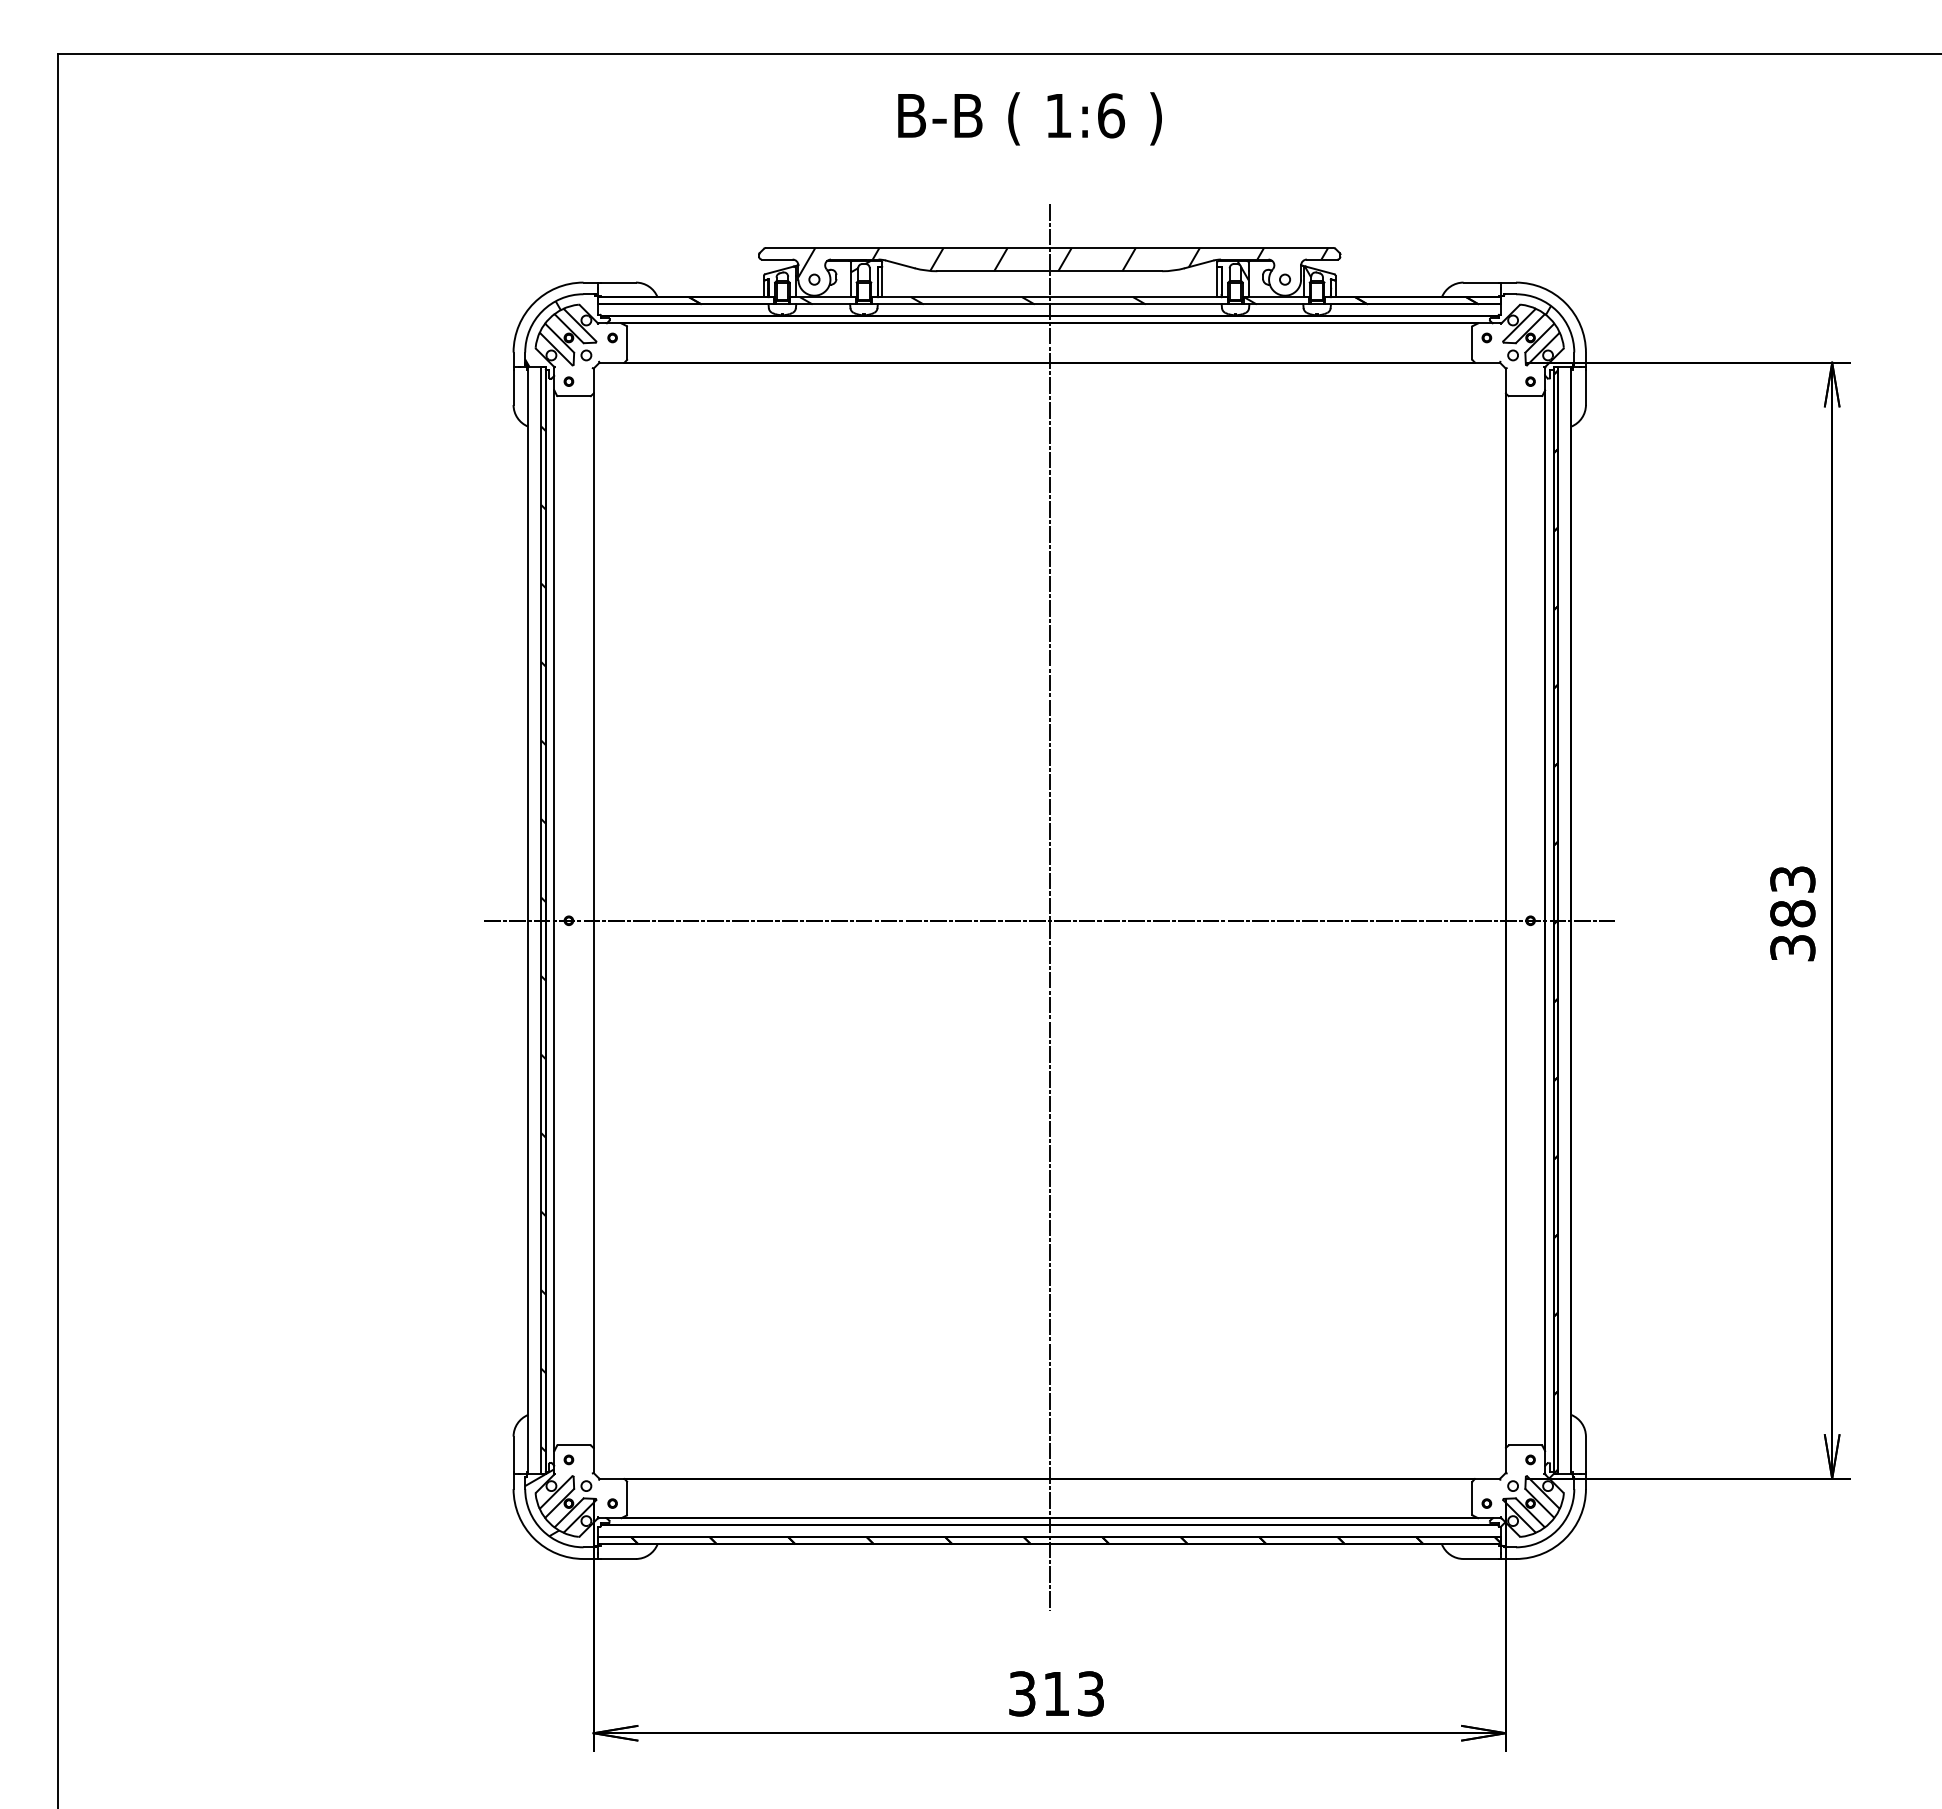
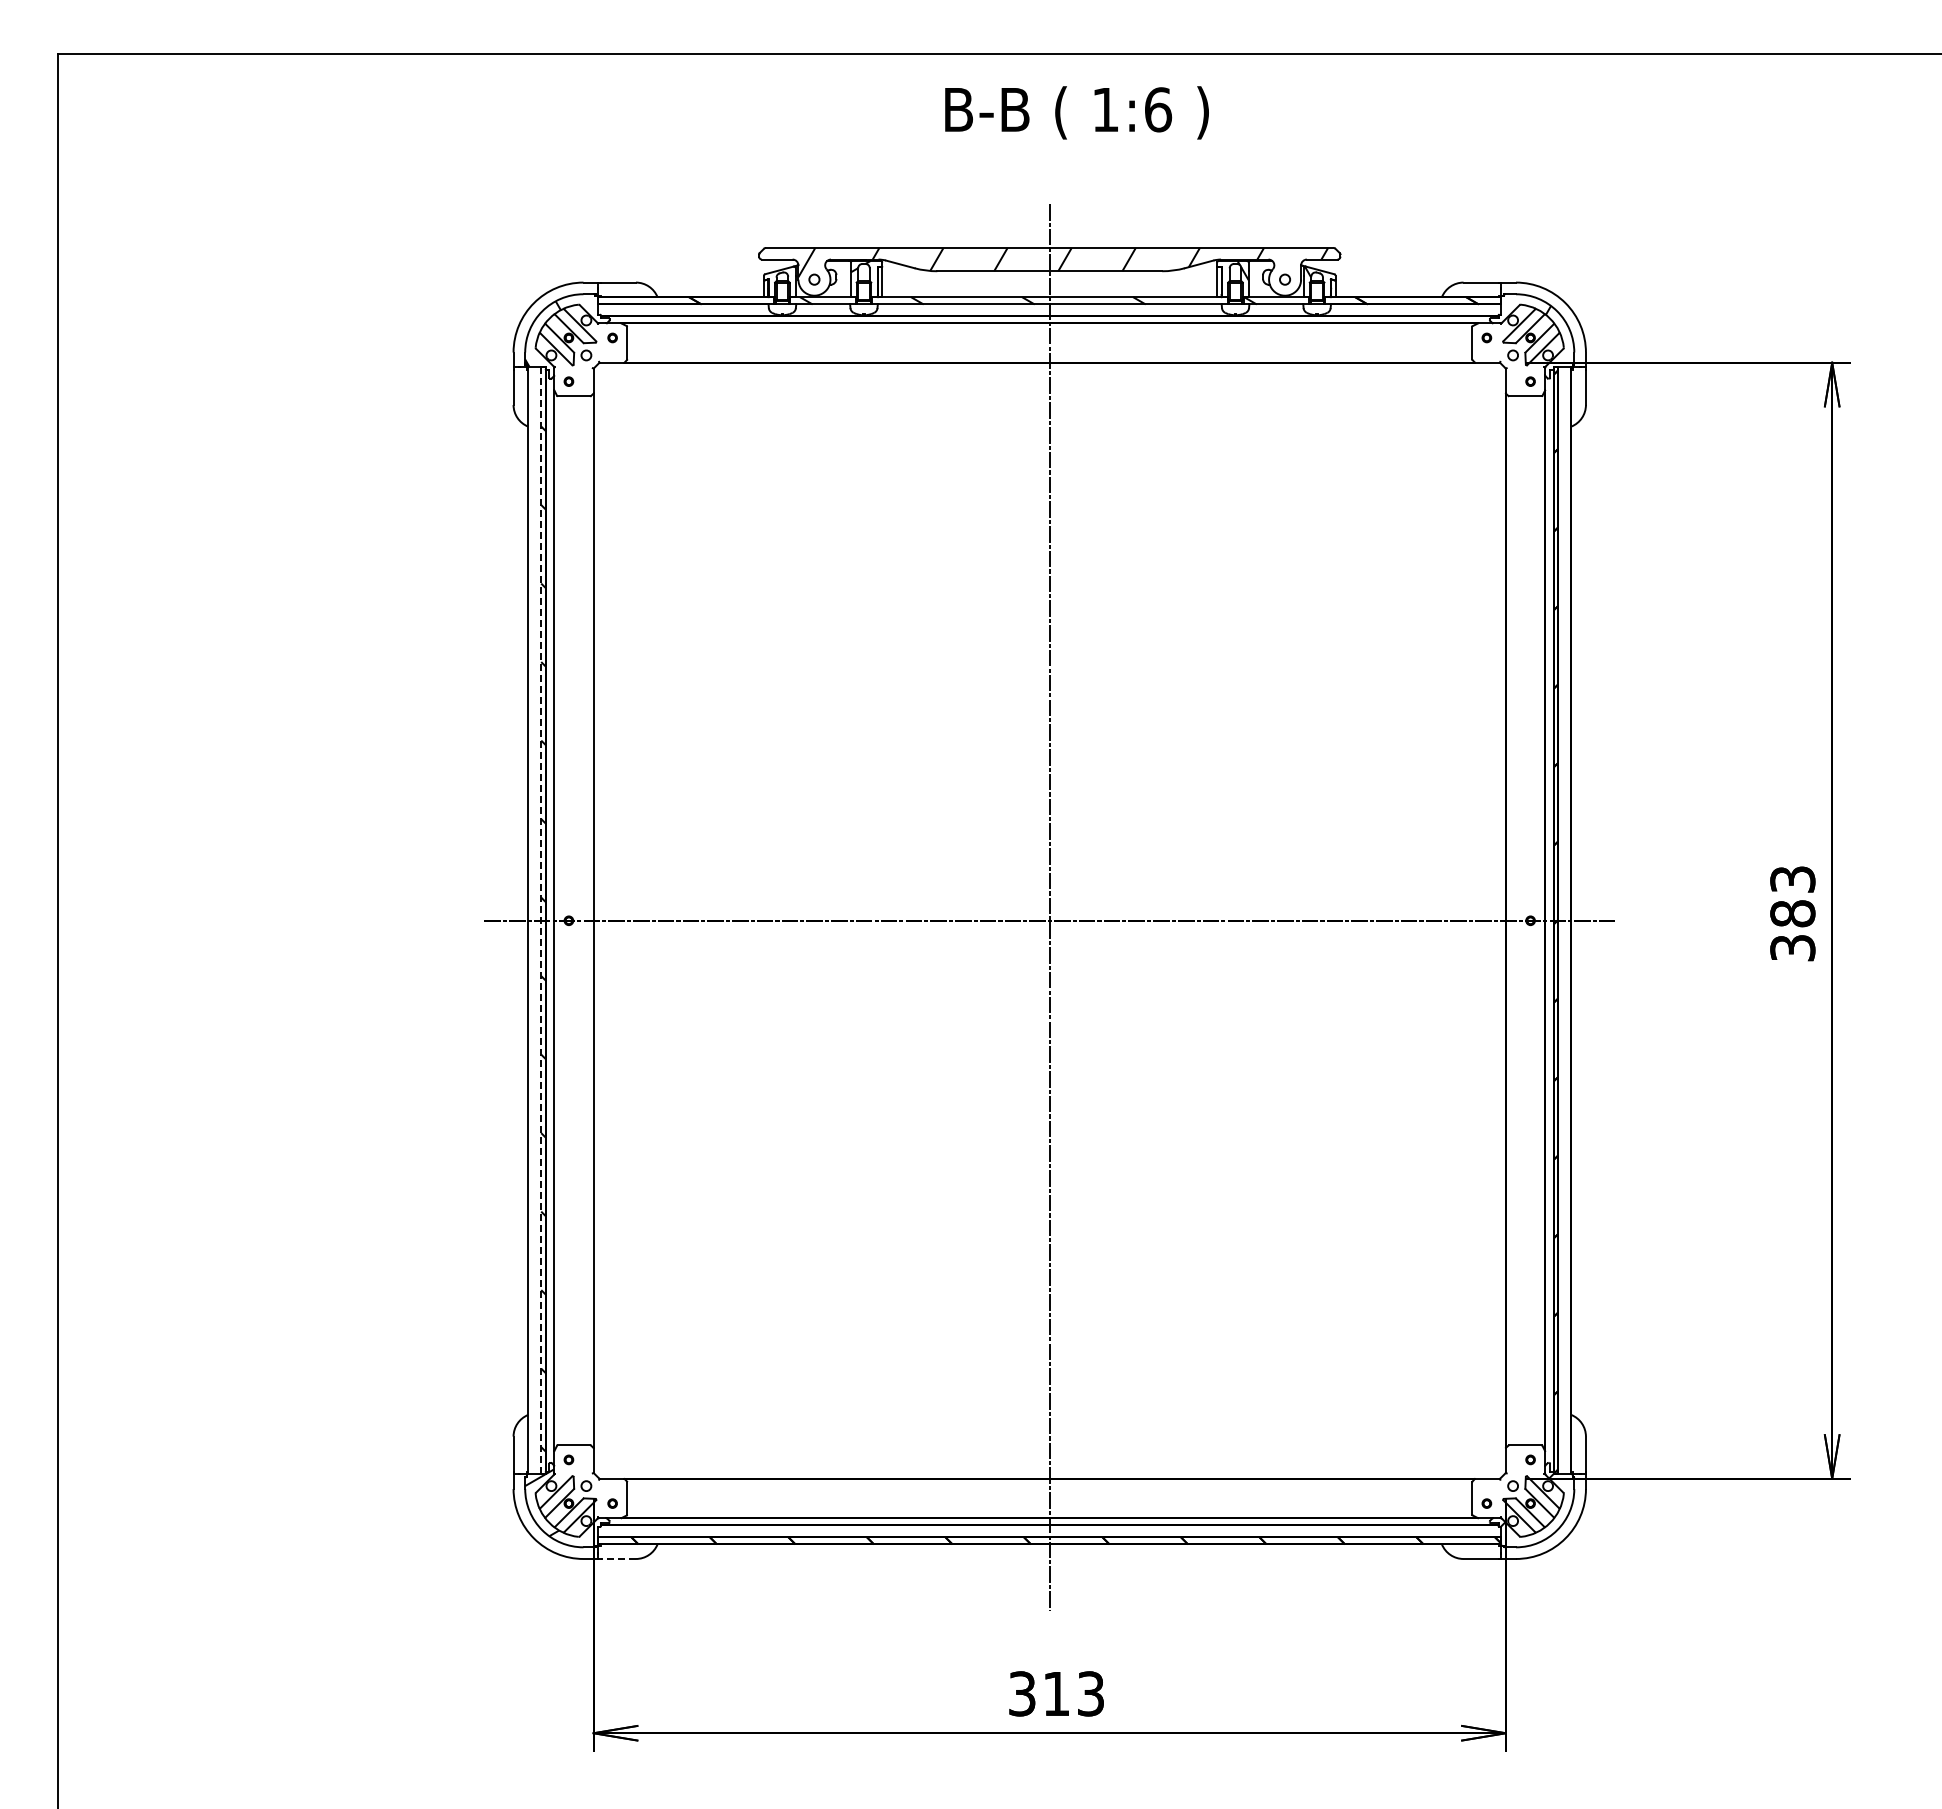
text position: (1029, 118) -> (1076, 112) (1076, 112)
line: solid -> dashed (541, 920)
line: solid -> dashed (617, 1558)
